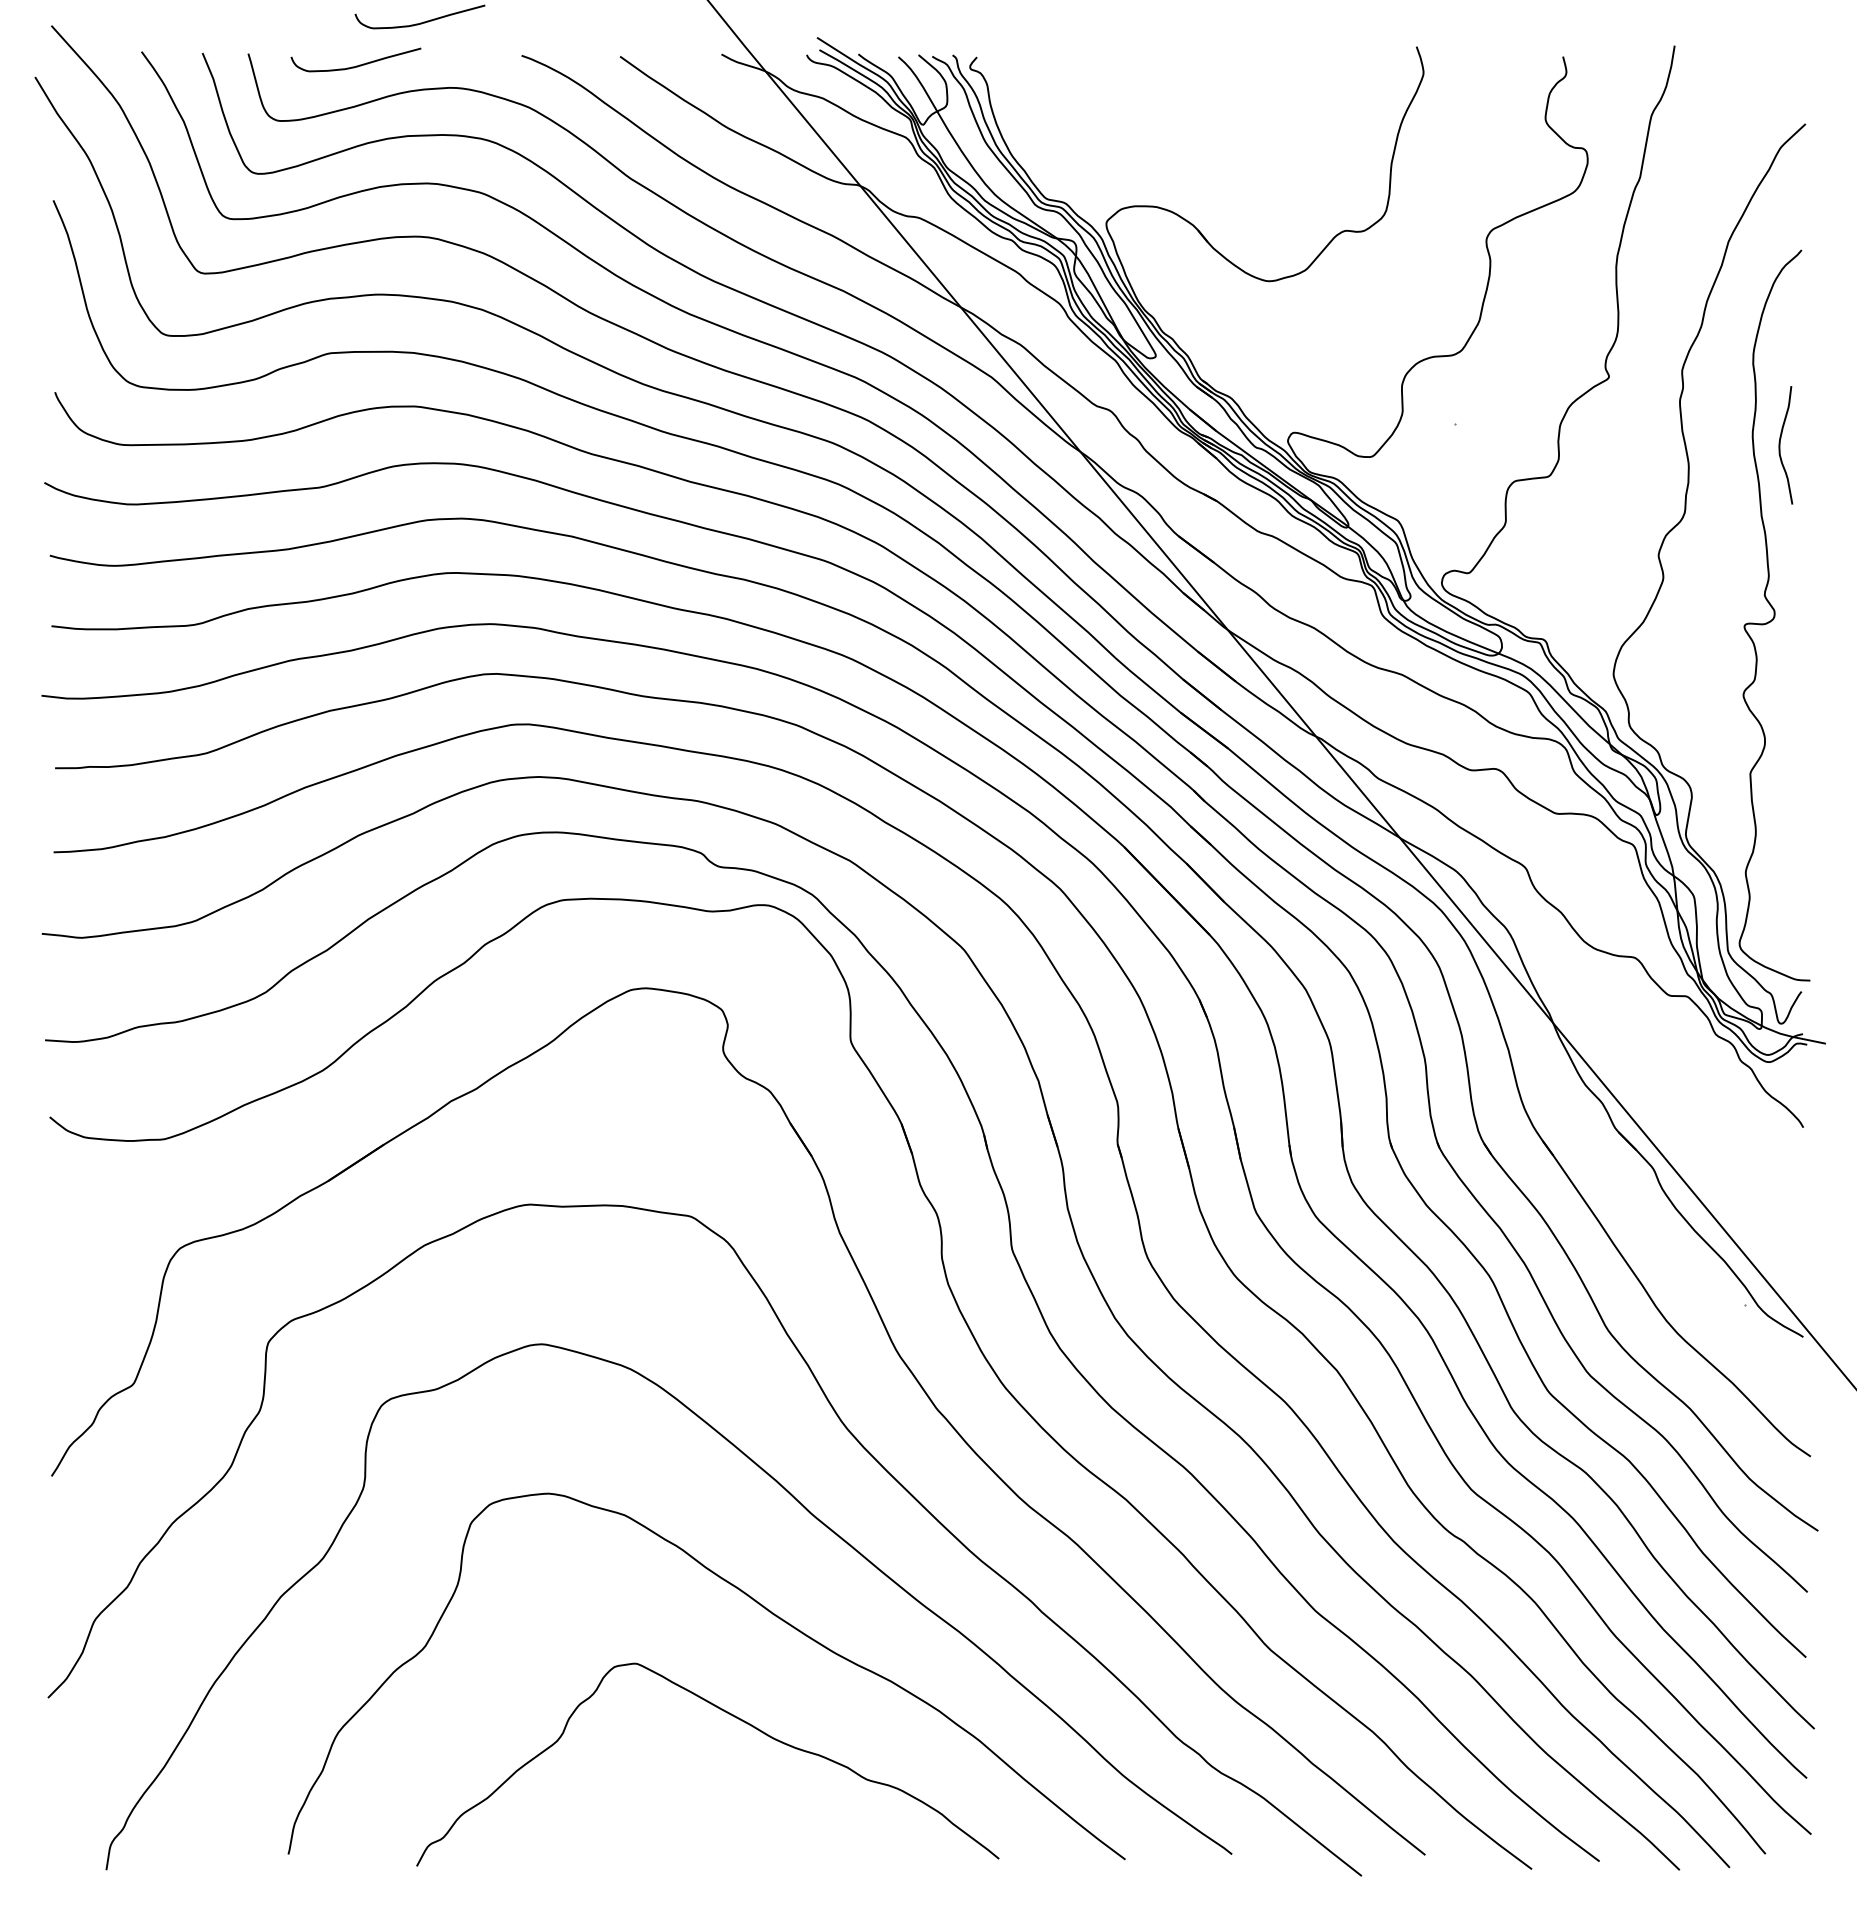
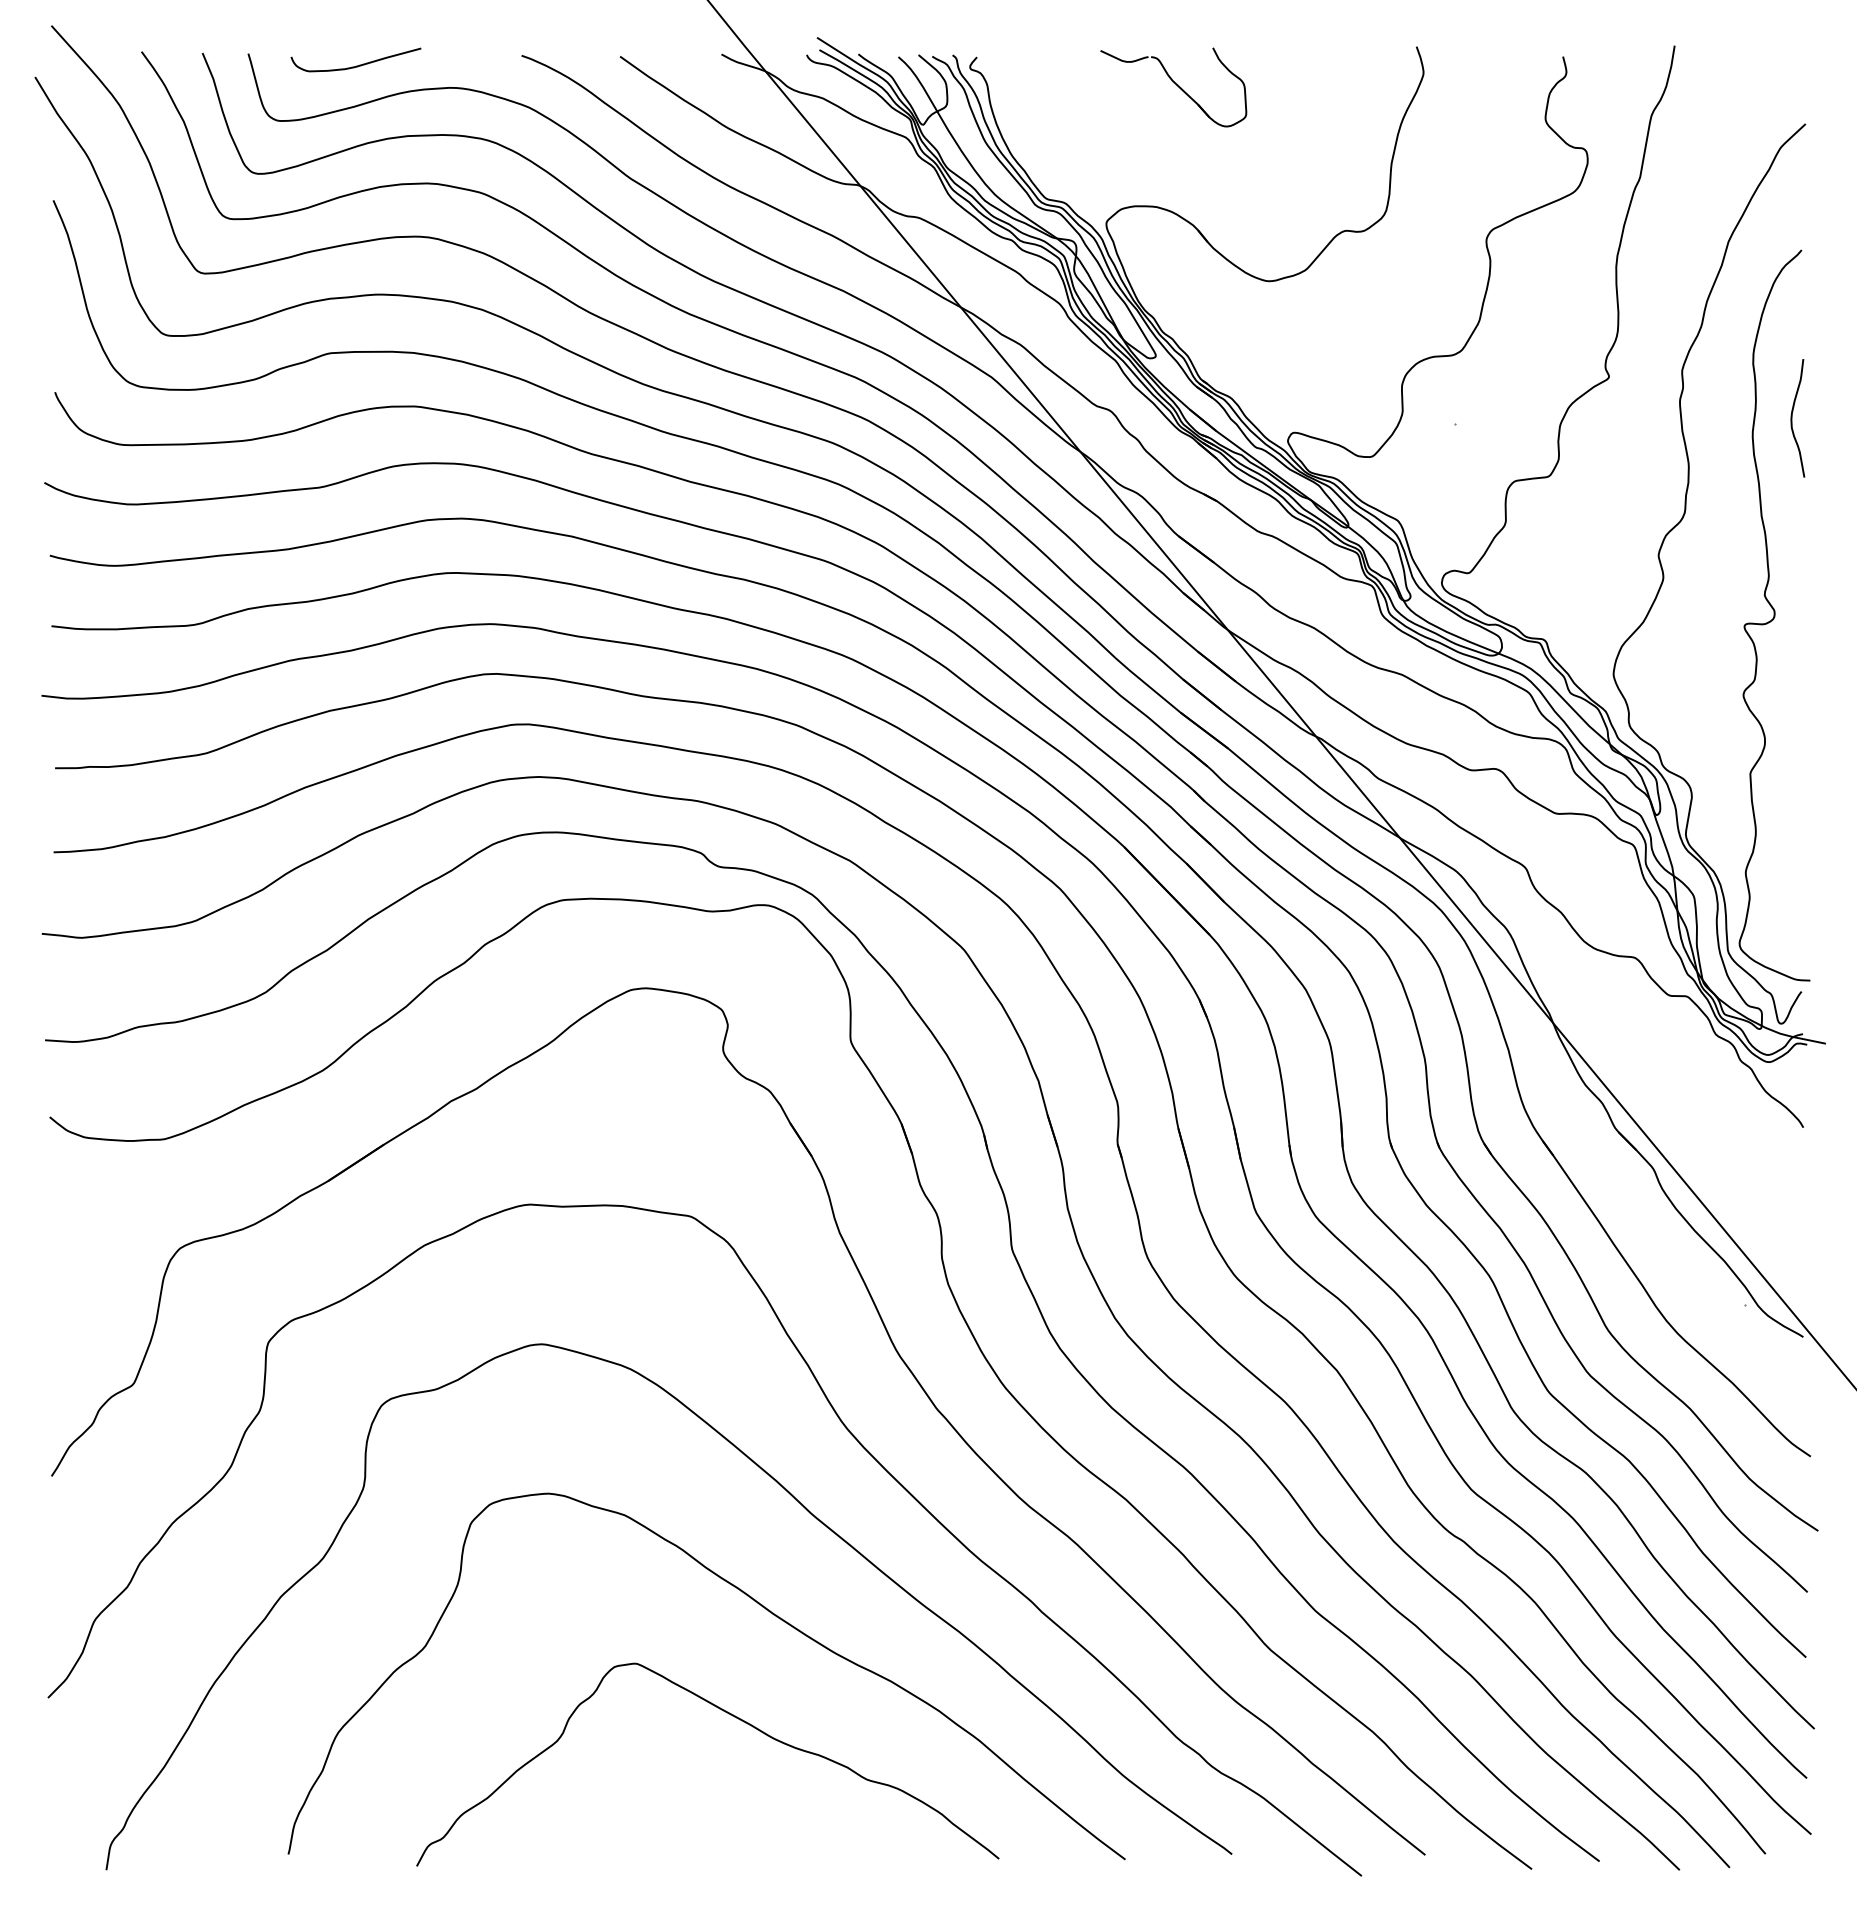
curve: present -> none (420, 22)
part: none -> present (1173, 87)
curve position: (1780, 445) -> (1792, 418) (1792, 418)
